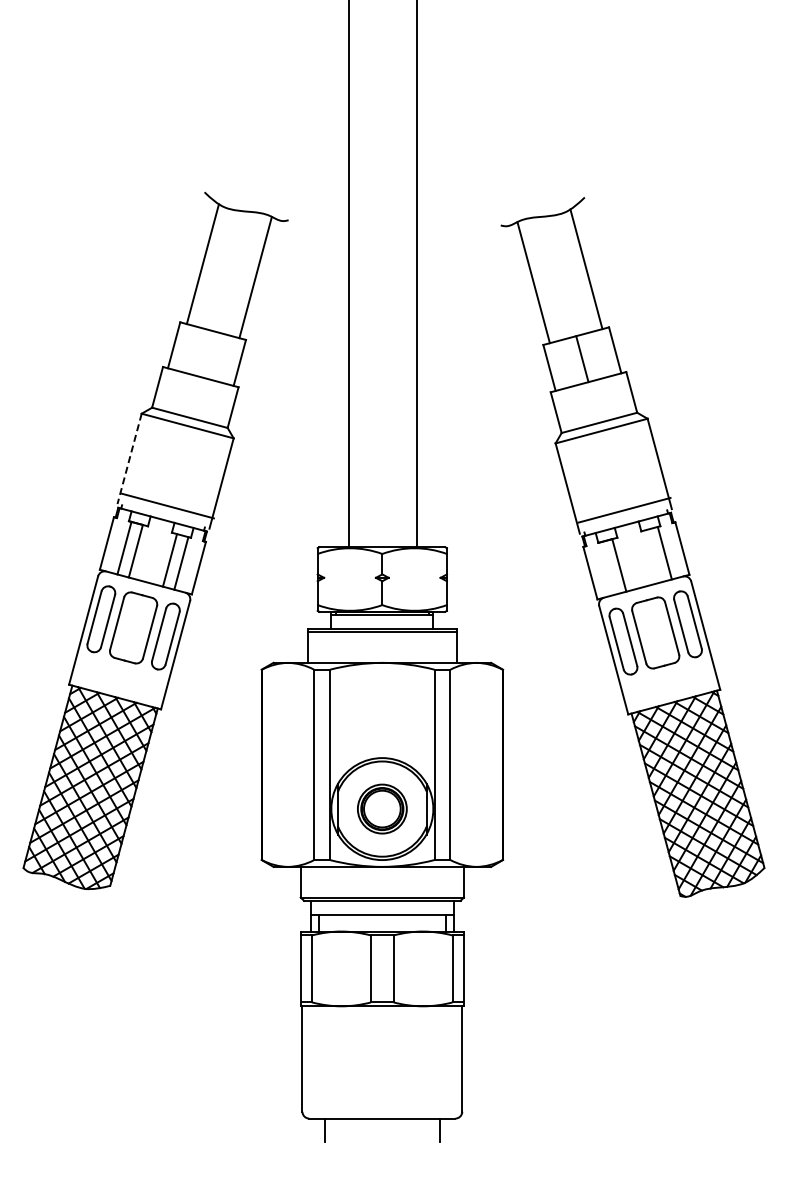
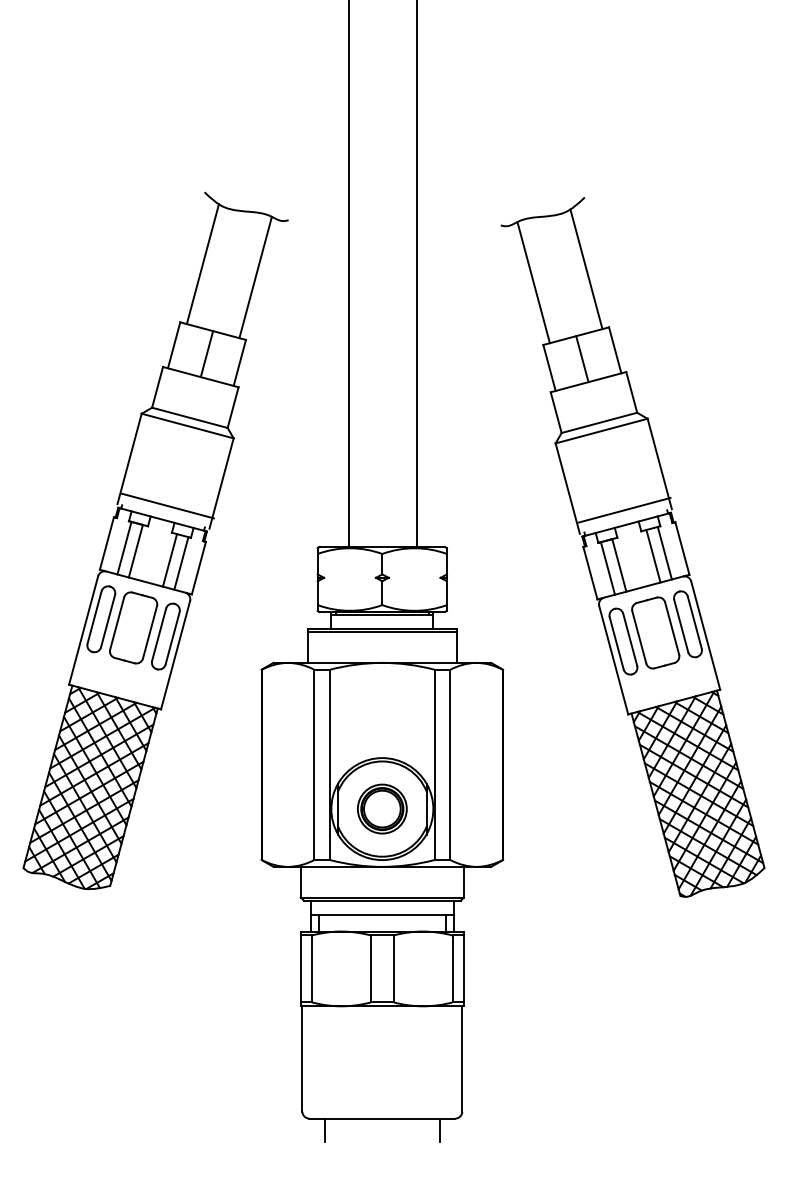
line: none -> present (206, 354)
line: dashed -> solid (129, 458)
line: none -> present (653, 556)
line: none -> present (607, 568)
